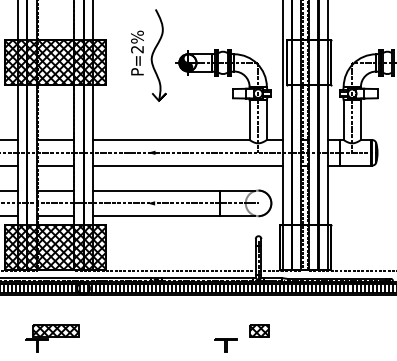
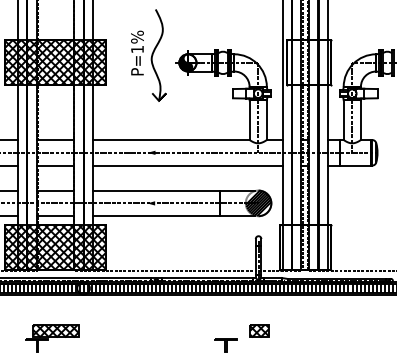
text: P=2% -> P=1% (137, 49)
hatch: none -> present (258, 203)
